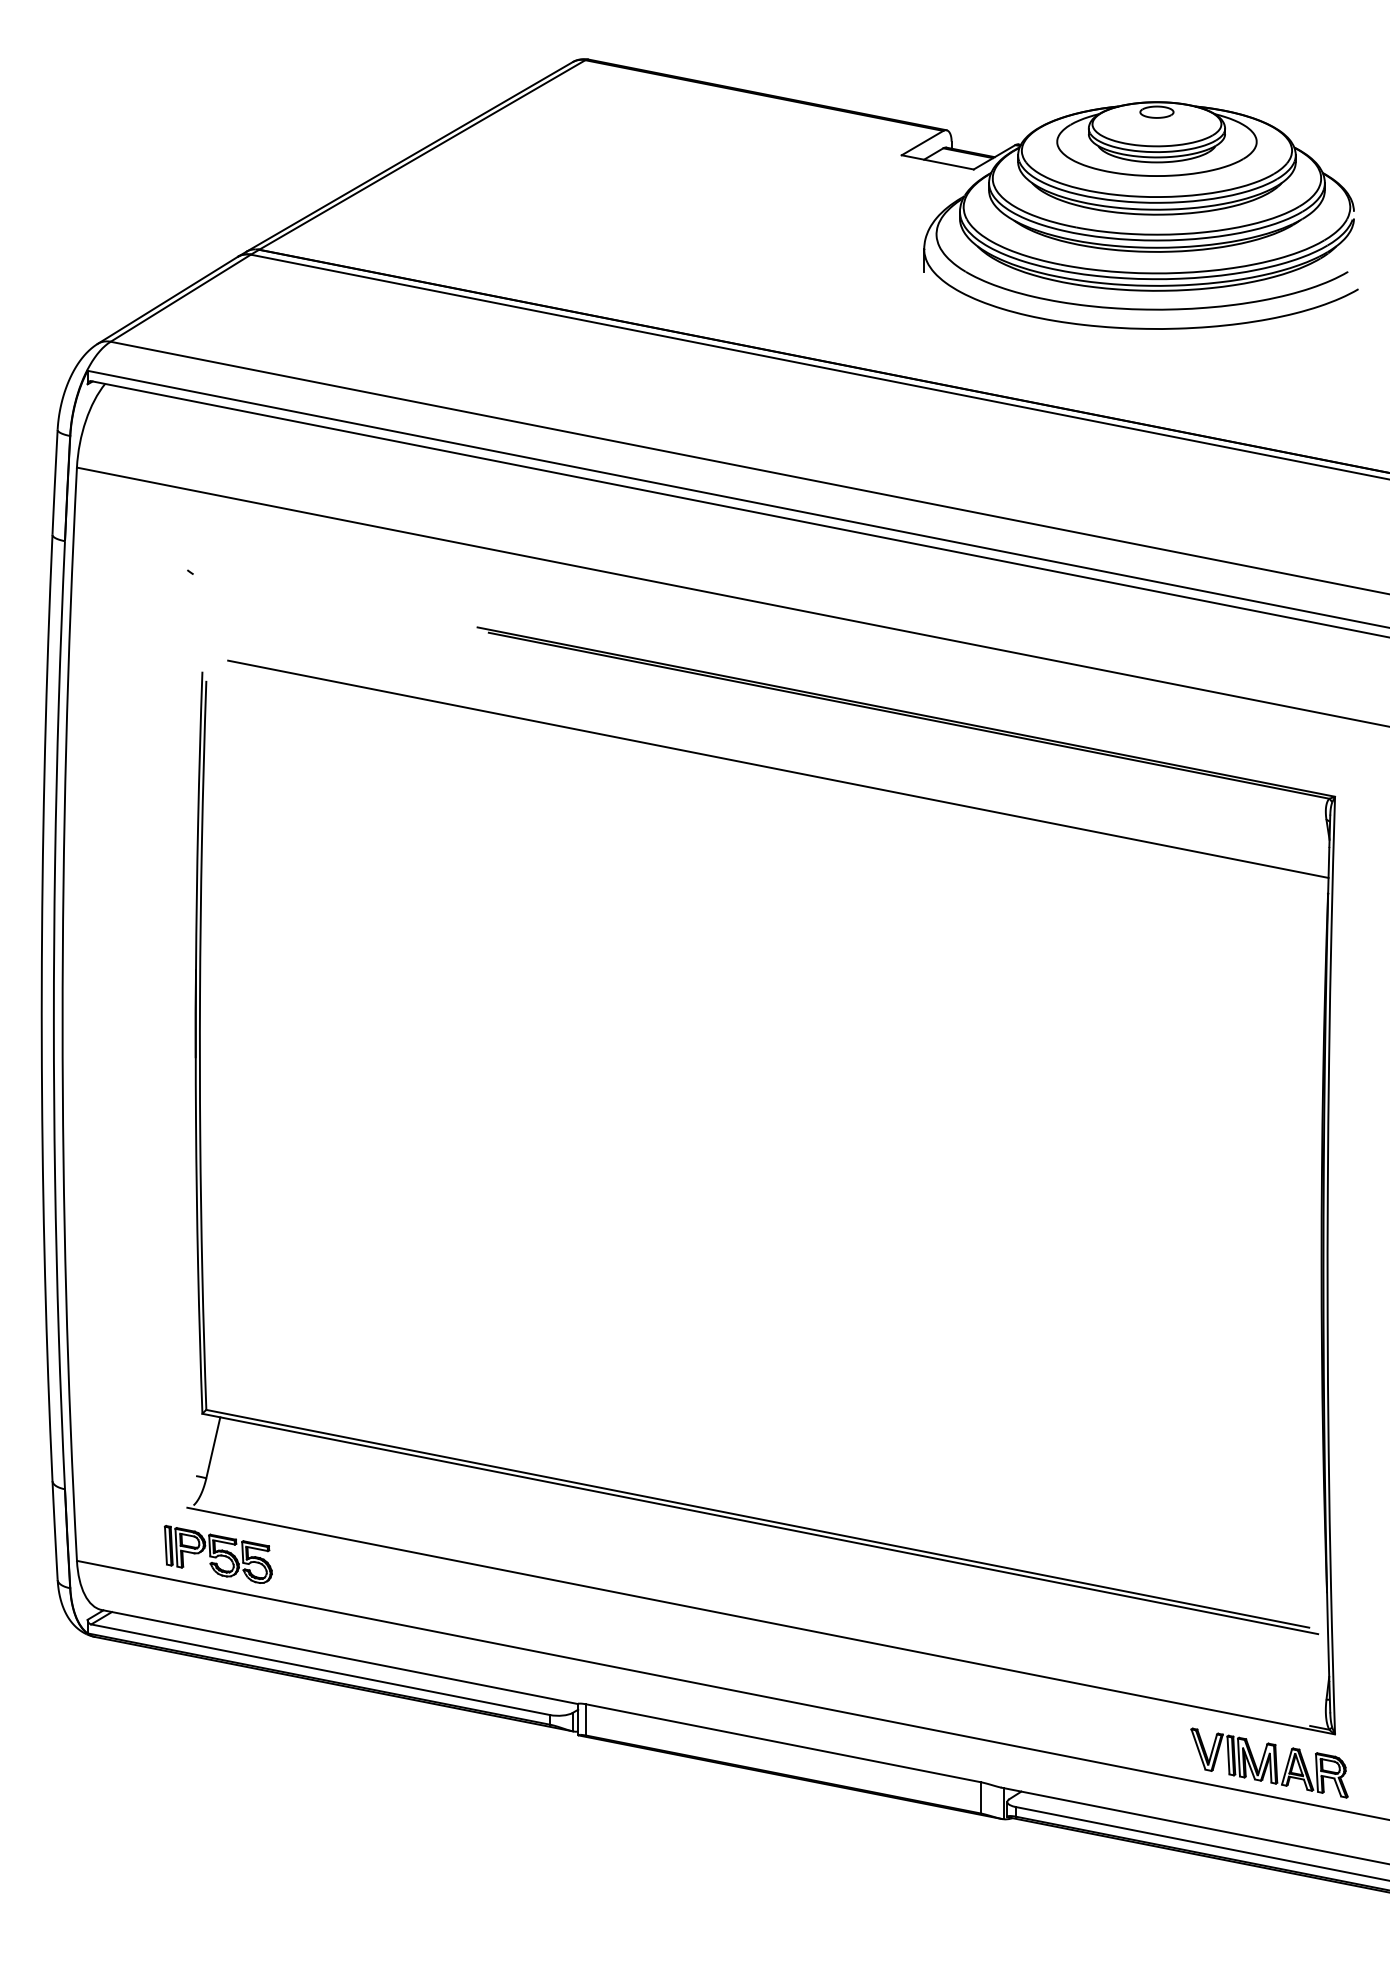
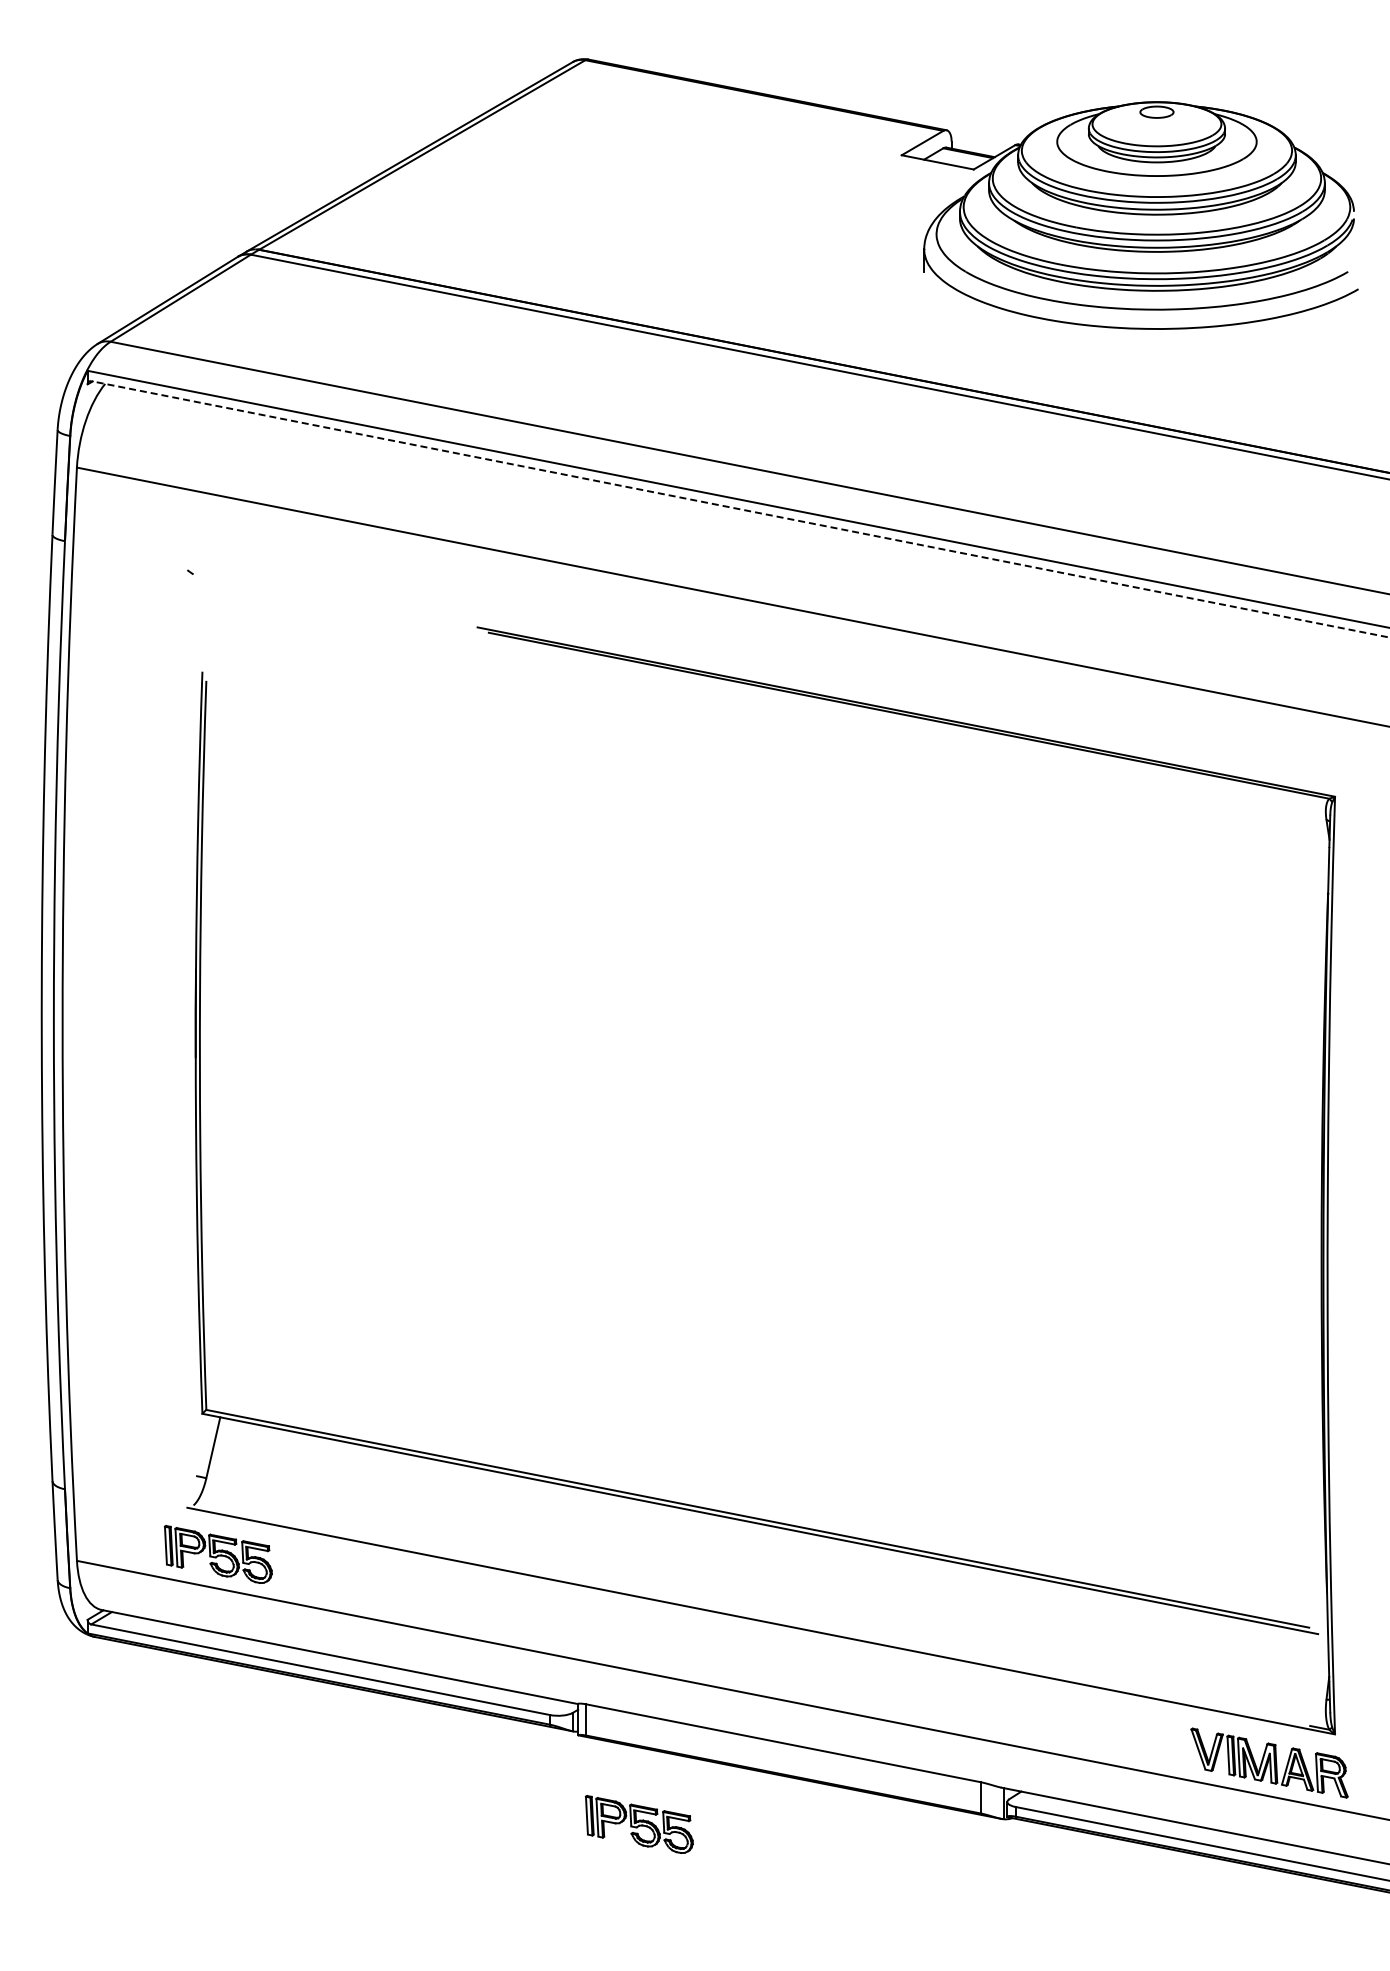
line: solid -> dashed (740, 509)
line: present -> none (778, 768)
part: none -> present (638, 1824)
